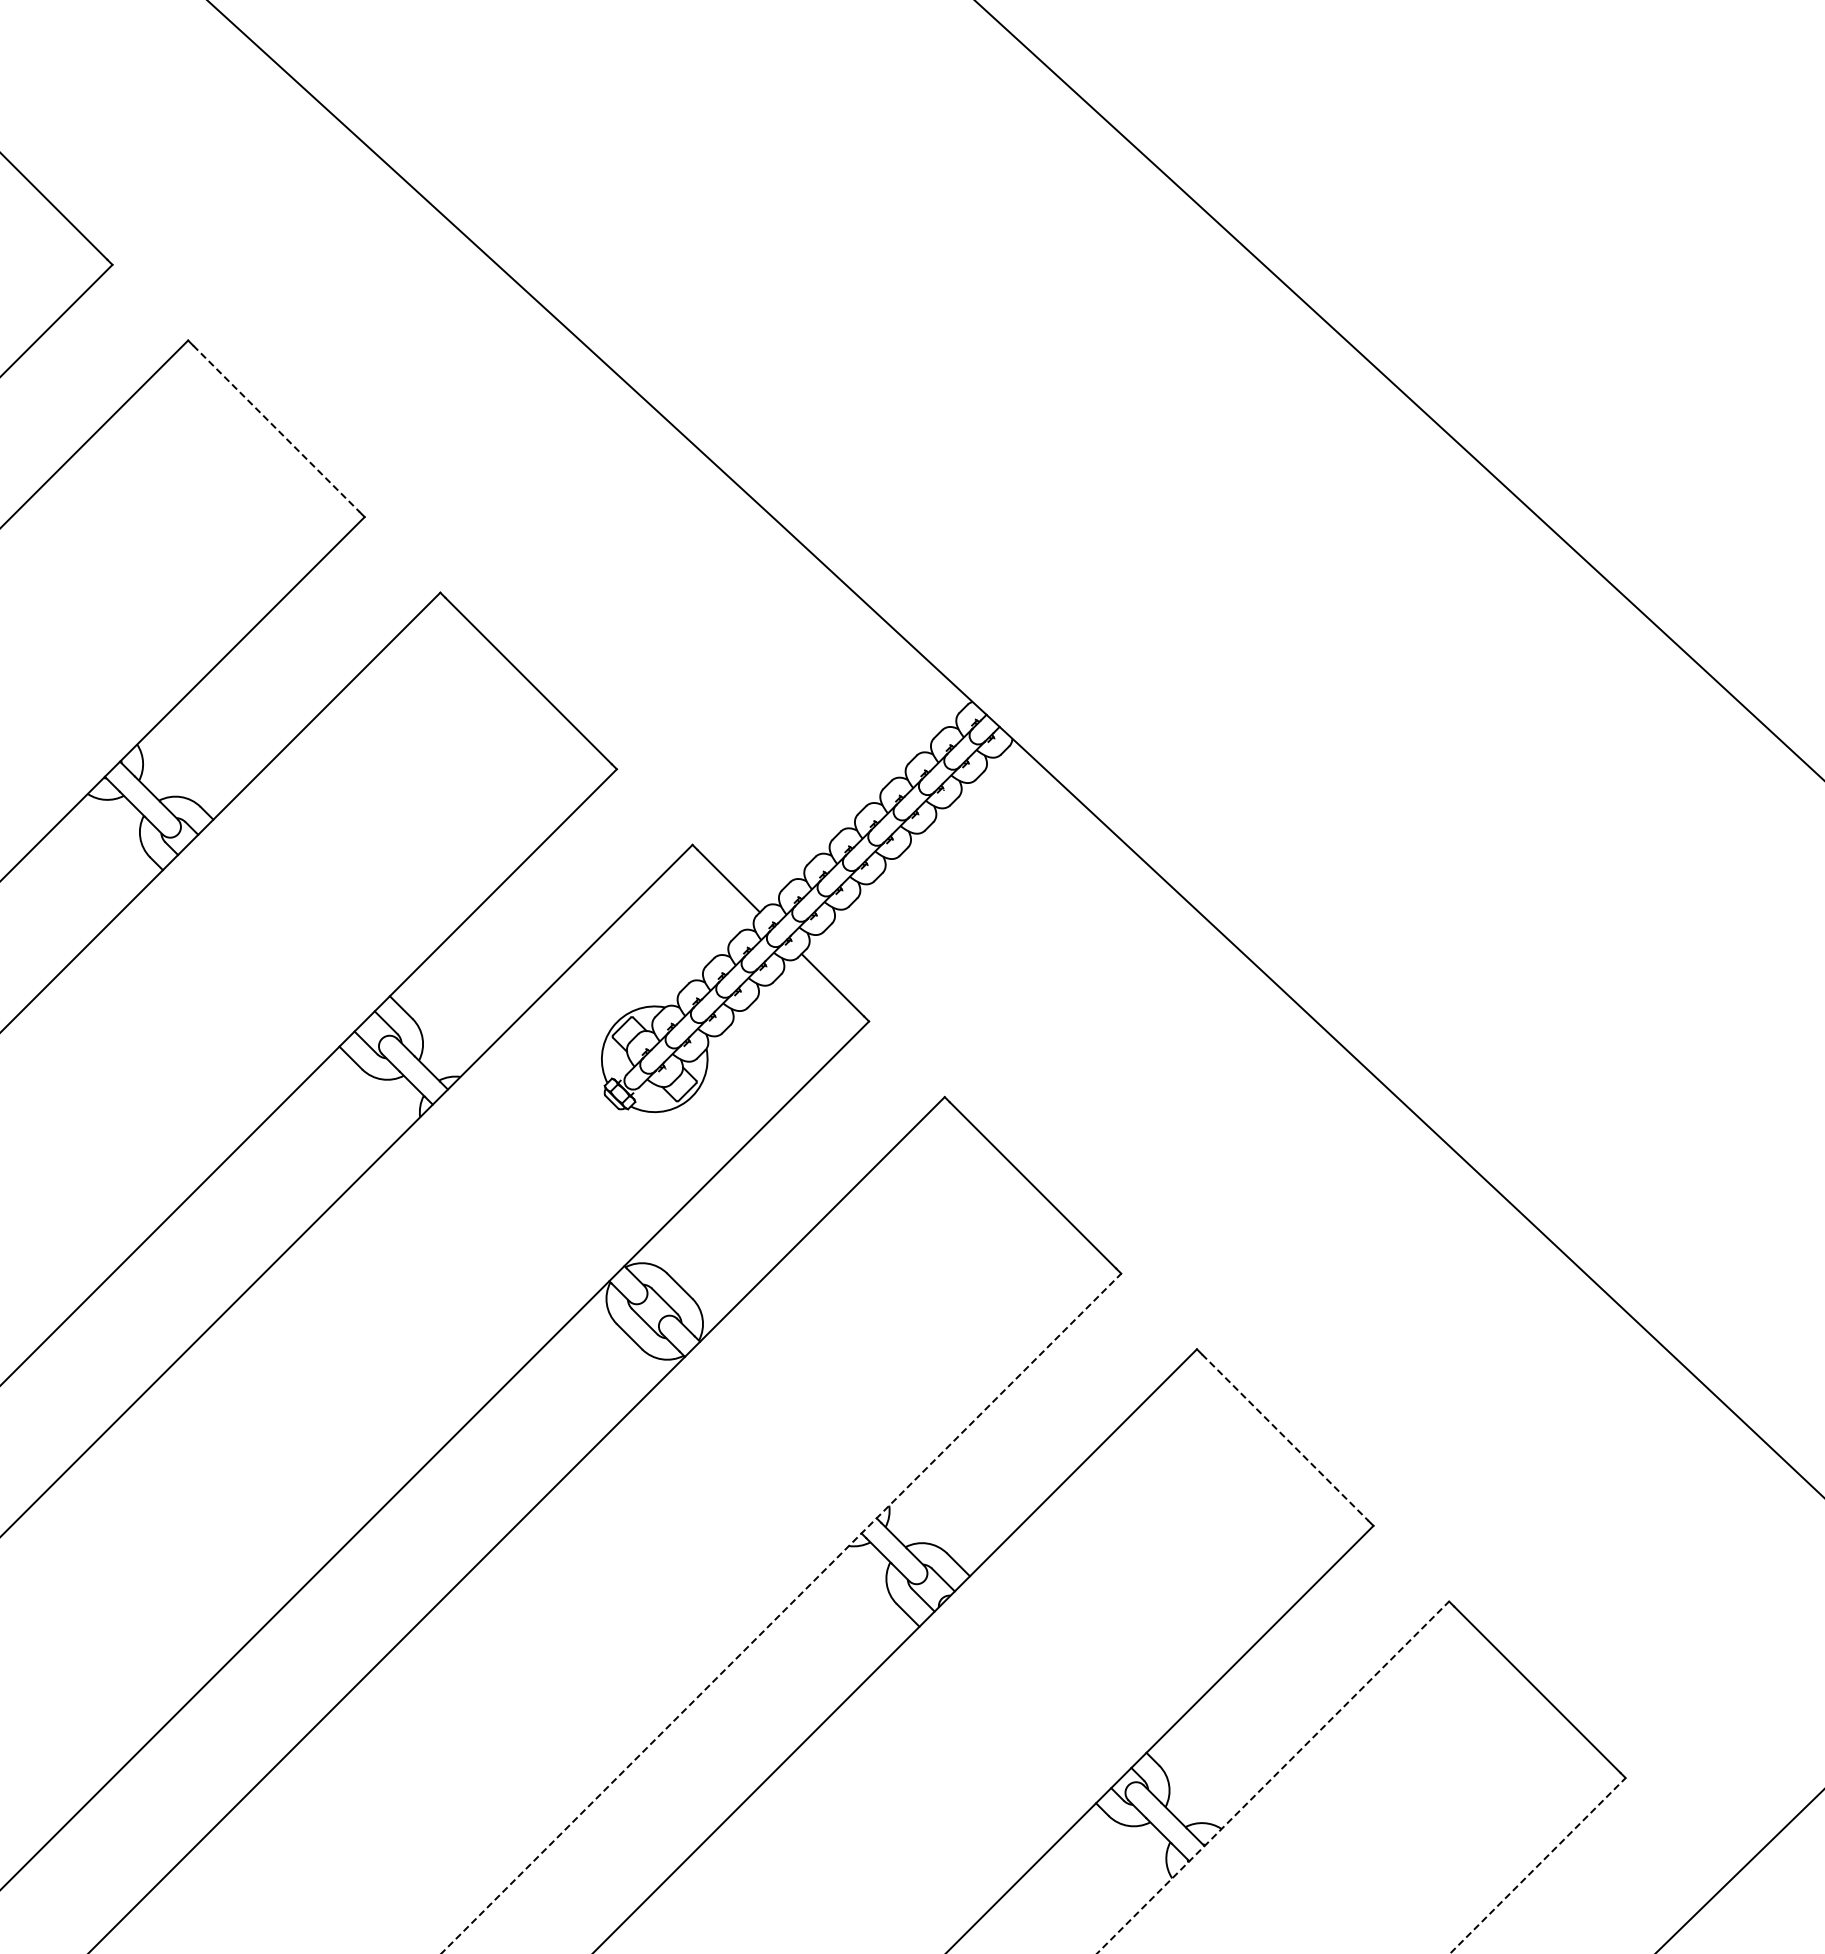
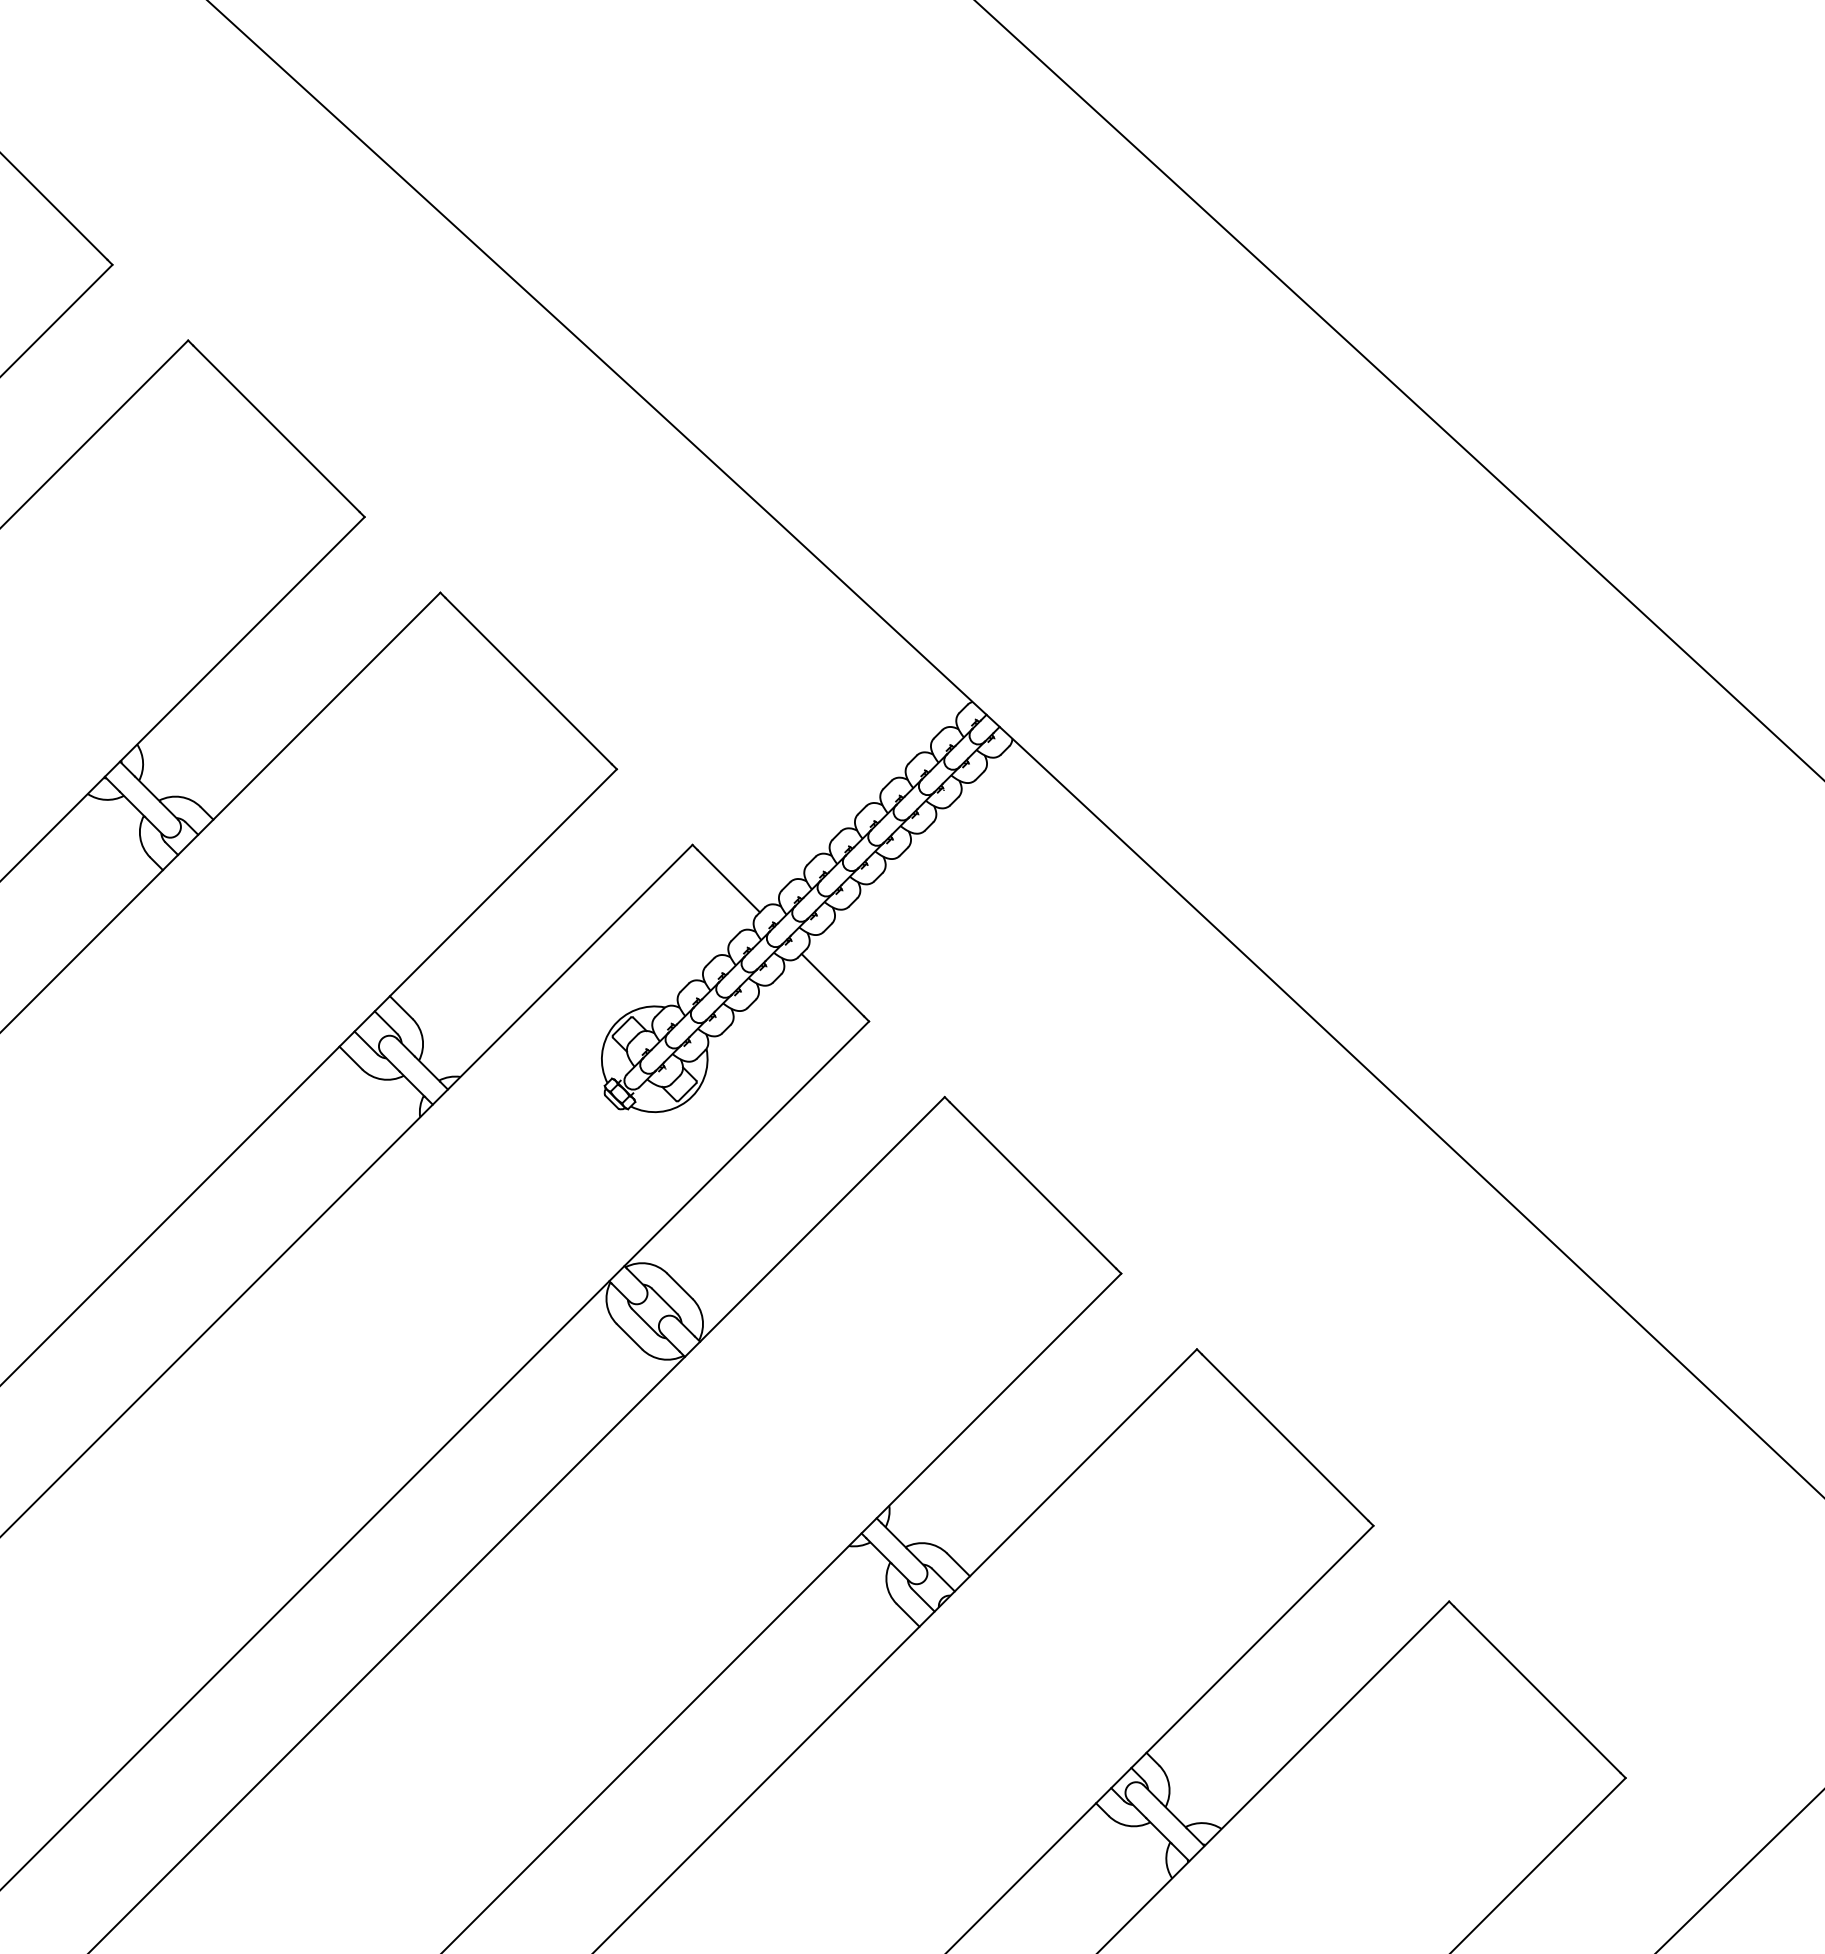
line: dashed -> solid (276, 428)
line: dashed -> solid (1285, 1437)
line: dashed -> solid (781, 1613)
line: dashed -> solid (1273, 1777)
line: dashed -> solid (1538, 1865)
